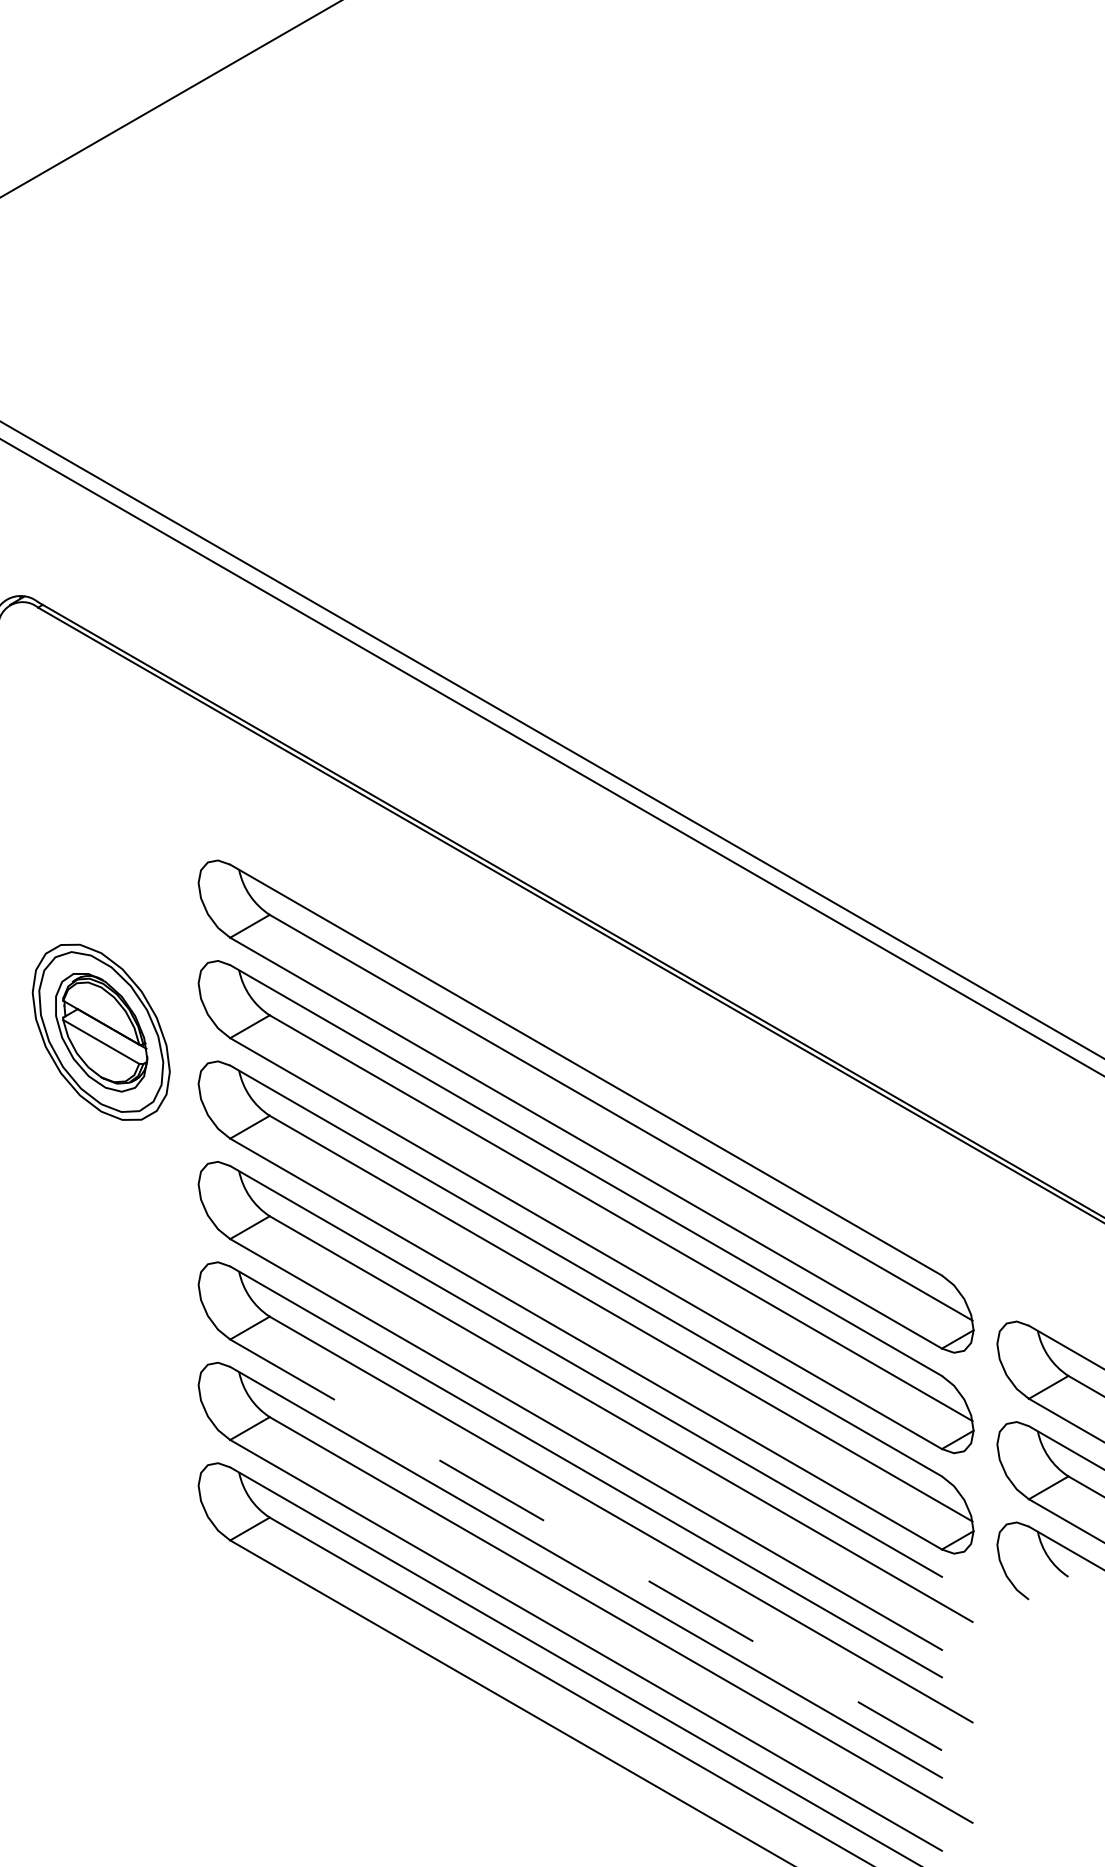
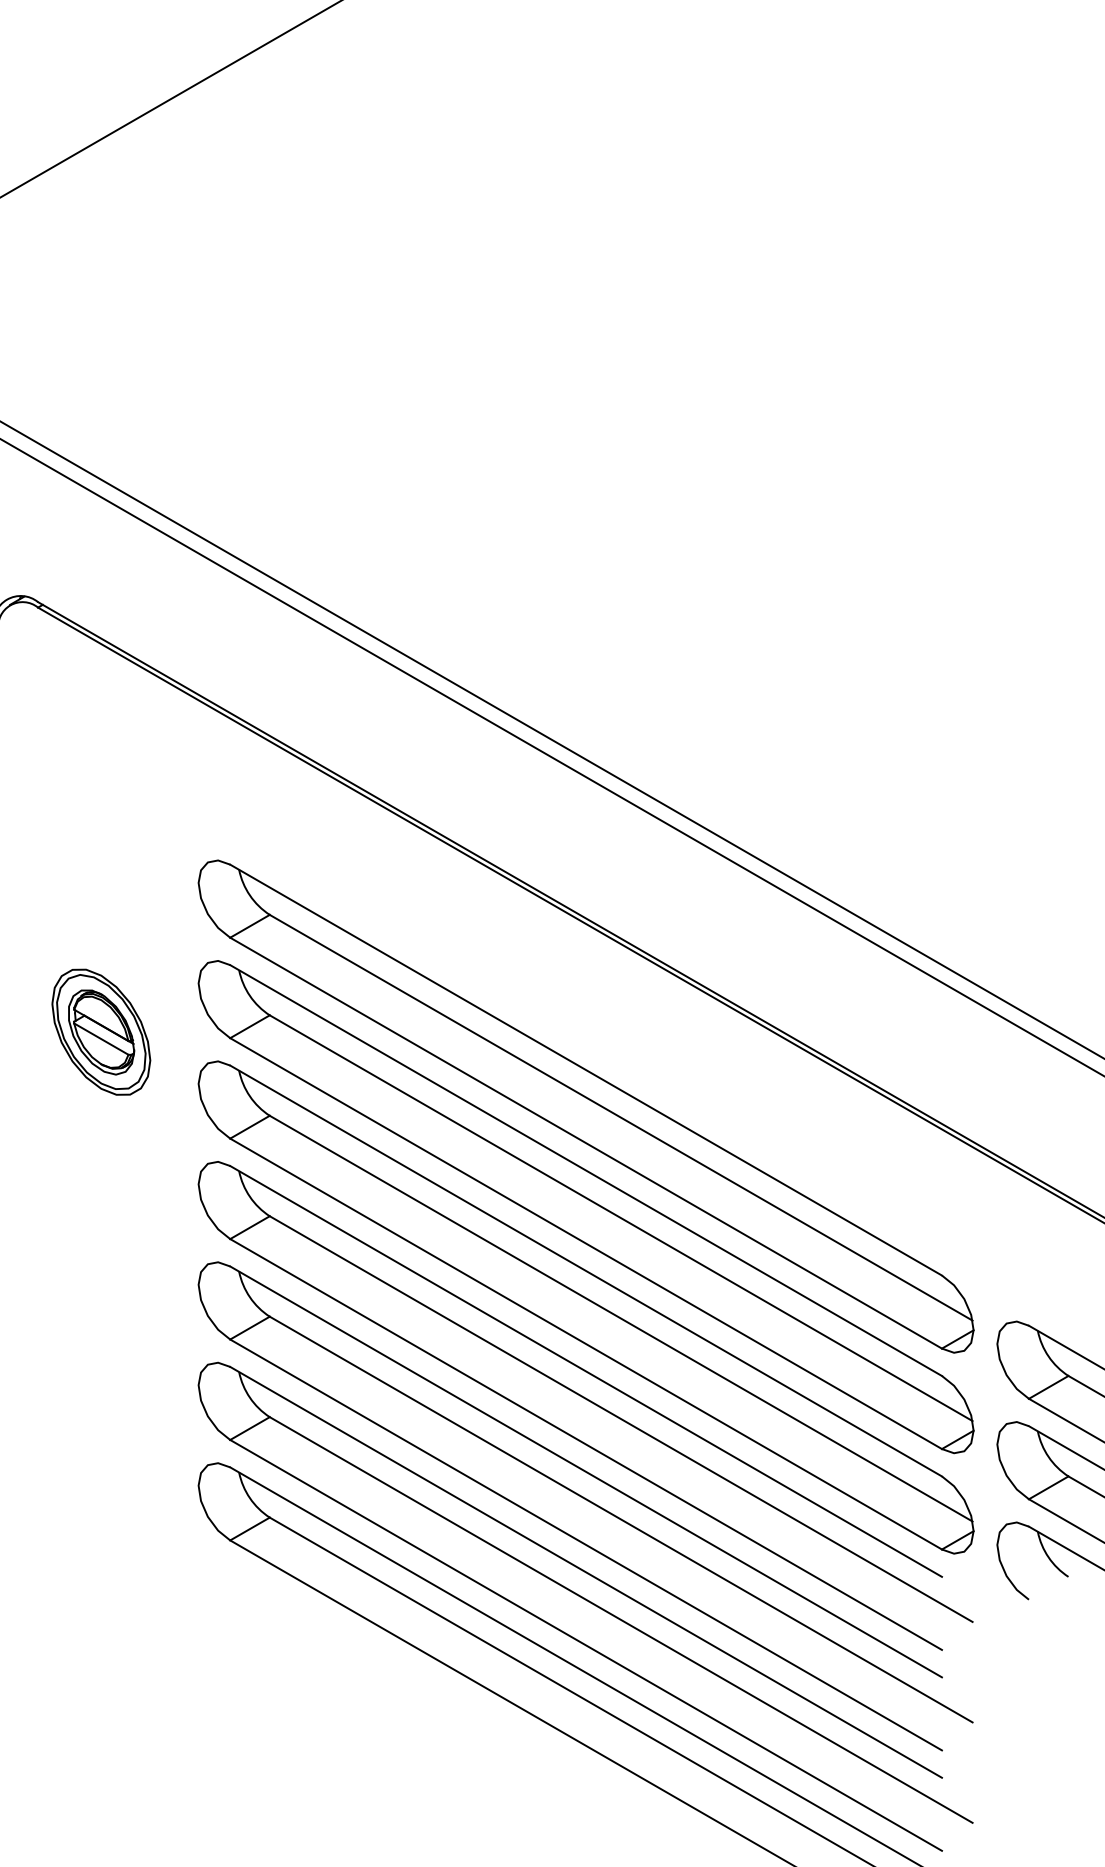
part size: 140x178 px -> 101x128 px (101, 1031)
line: dashed -> solid (586, 1544)
